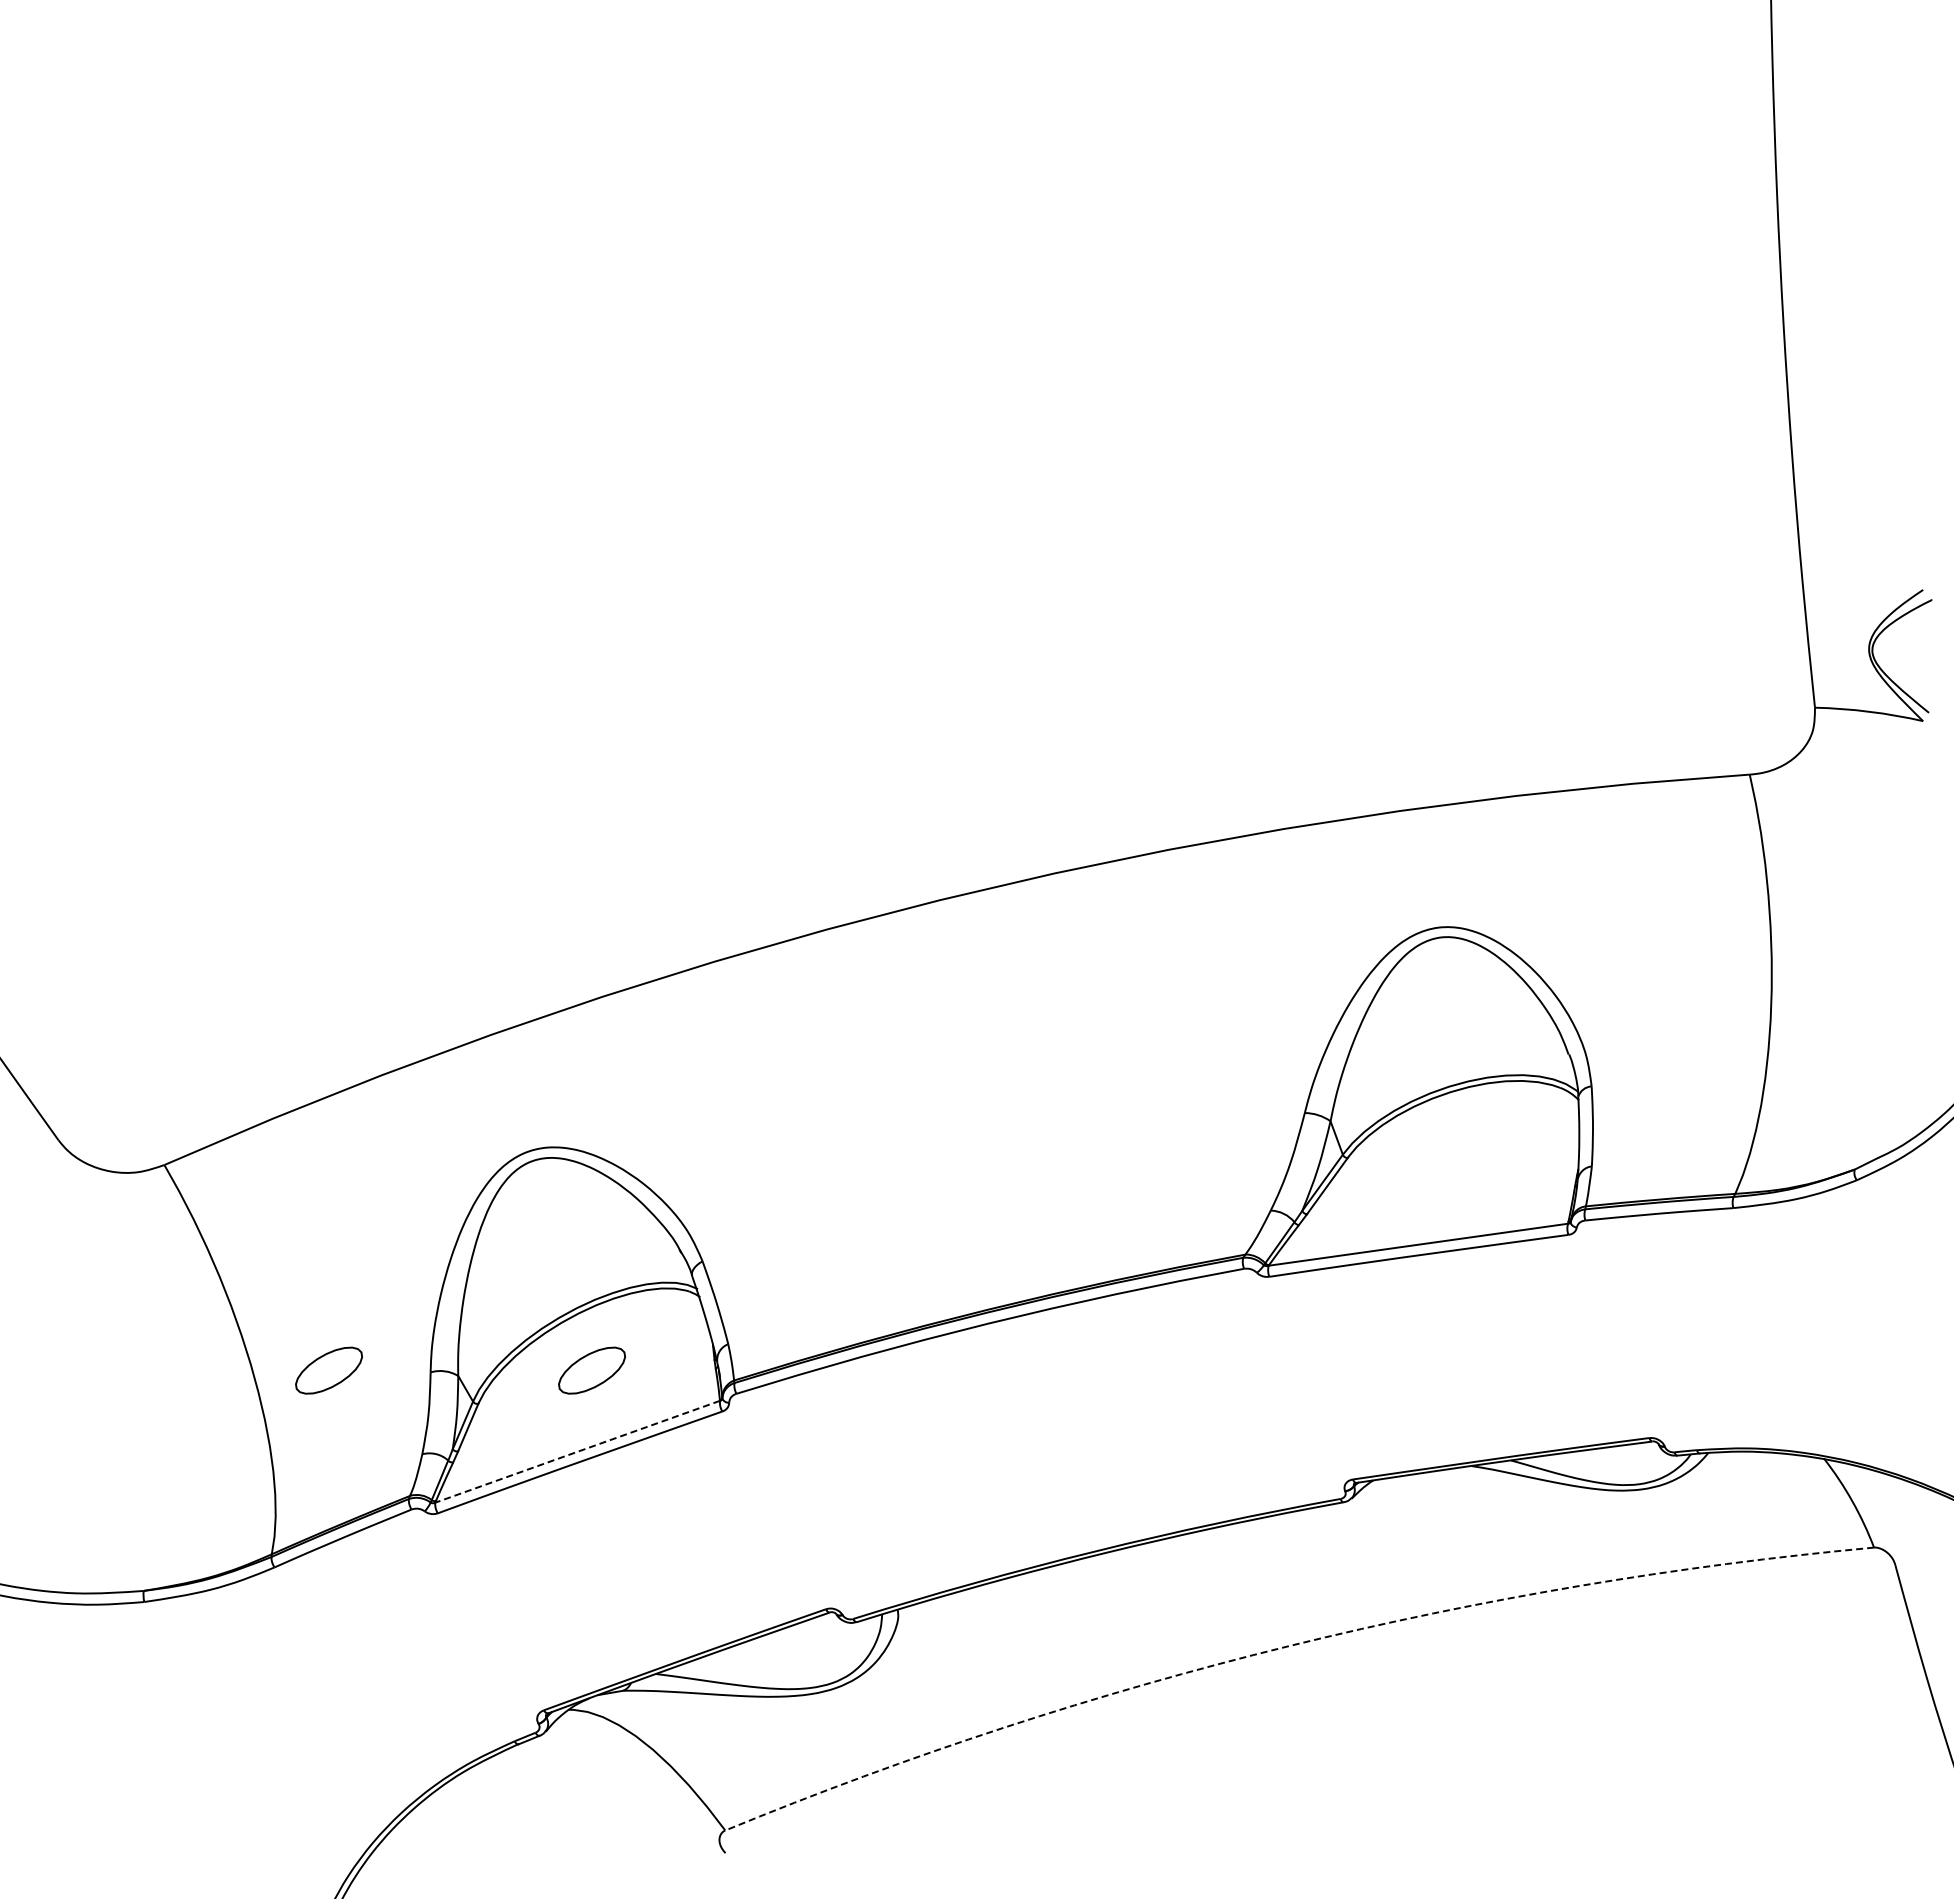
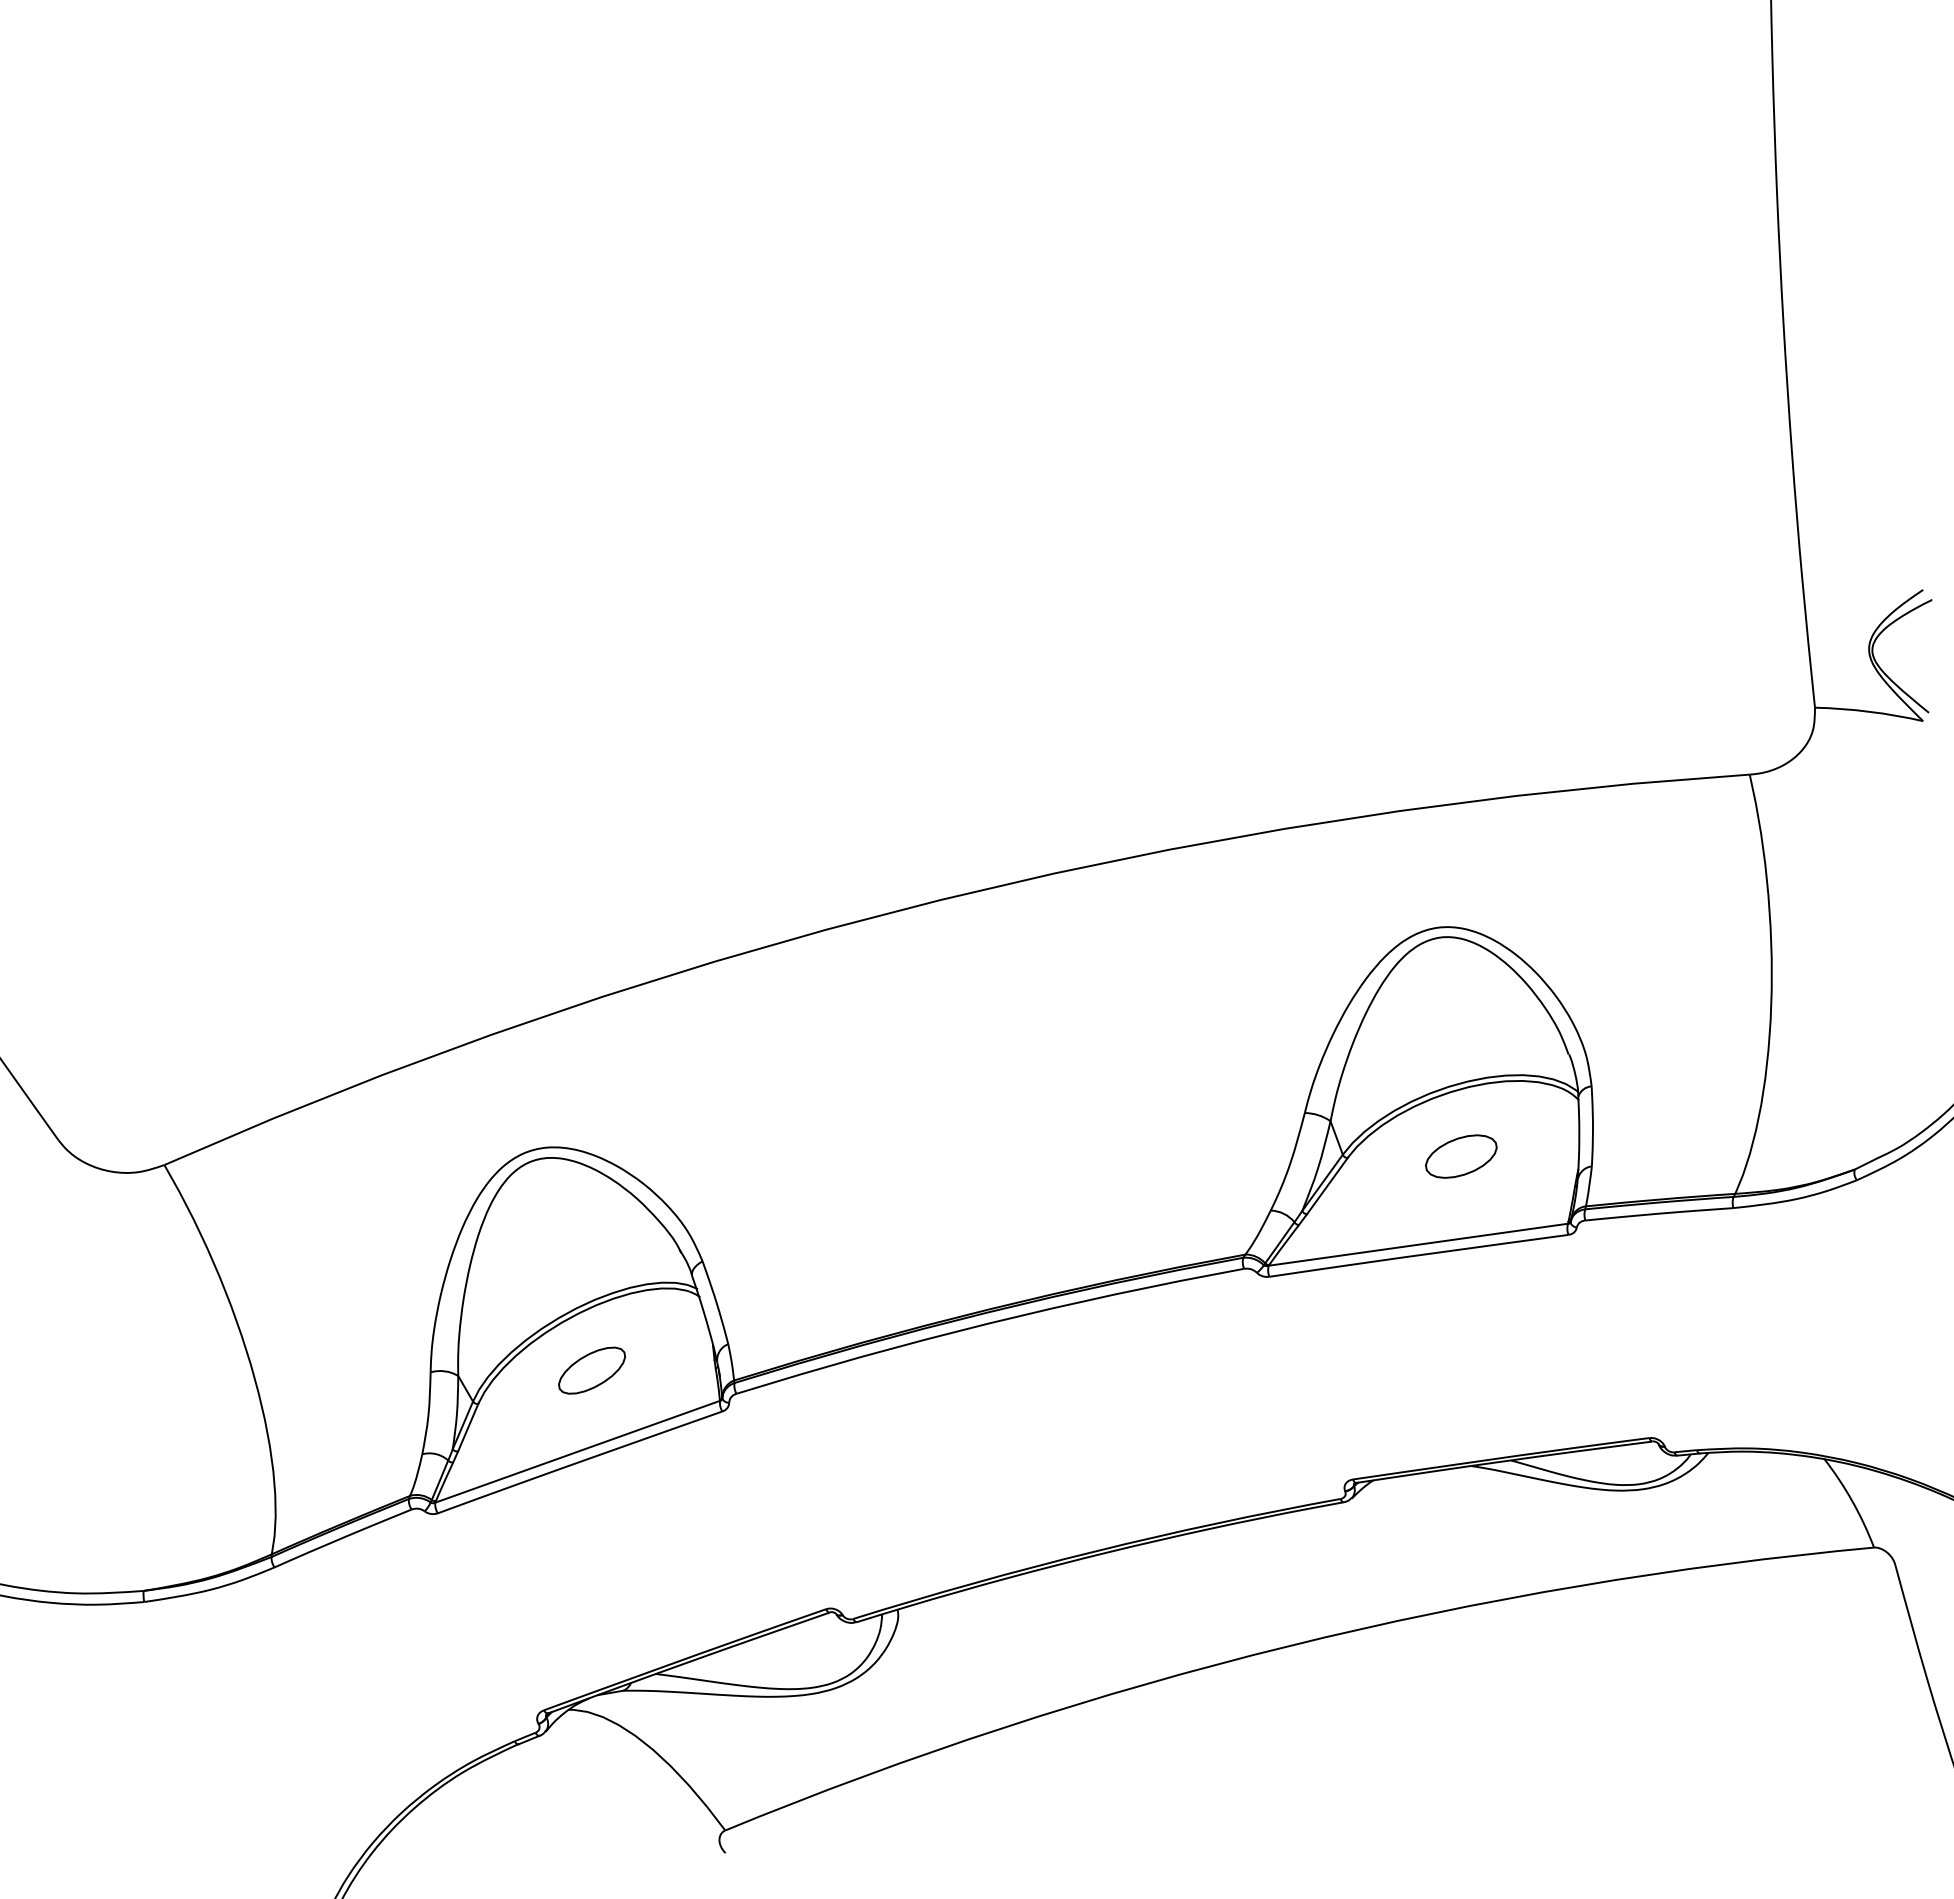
part: none -> present (1461, 1156)
part: present -> none (328, 1370)
line: dashed -> solid (577, 1451)
arc: dashed -> solid (1289, 1646)
